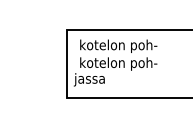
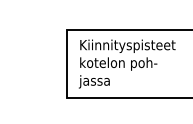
text: kotelon poh- -> Kiinnityspisteet (127, 45)
text position: (88, 79) -> (93, 81) (93, 81)
